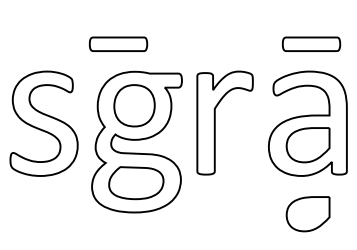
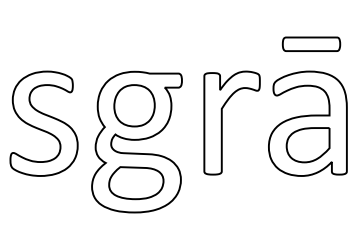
part: present -> none (118, 43)
part position: (215, 122) -> (222, 122) (222, 122)
part: present -> none (307, 214)
